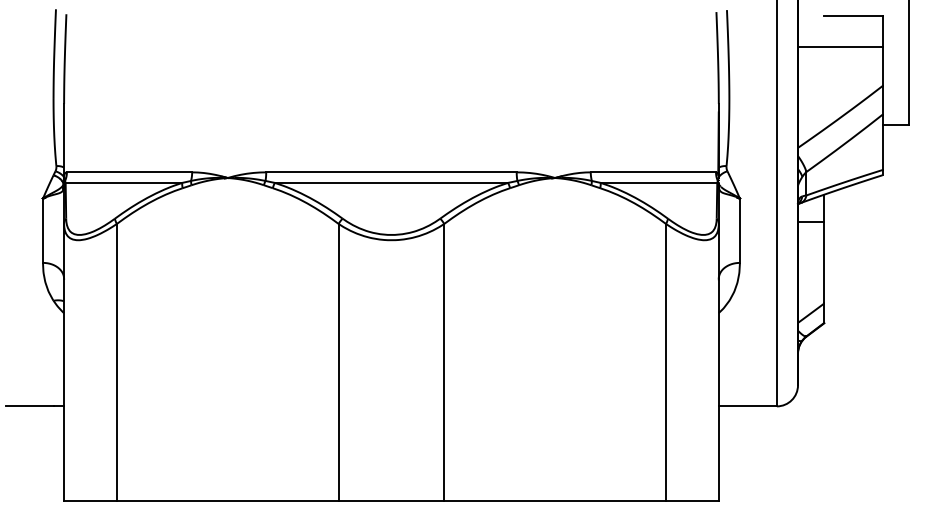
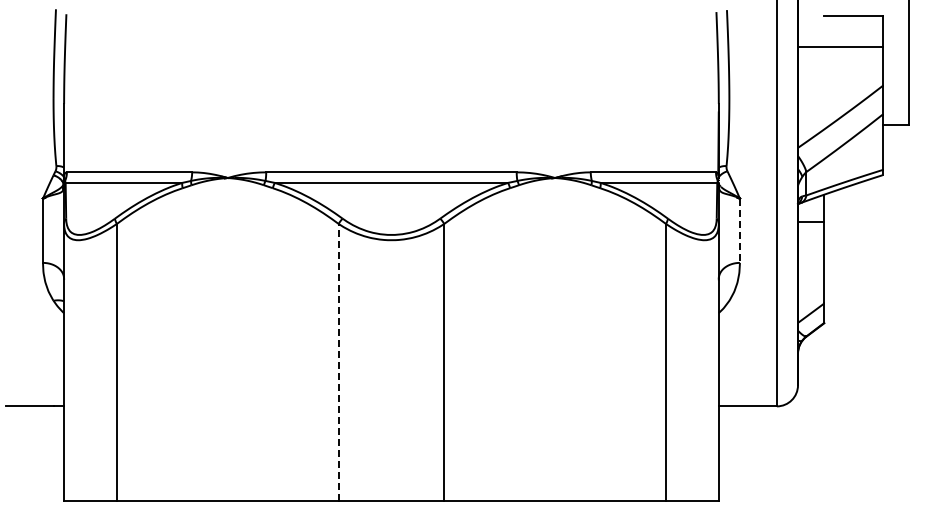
line: solid -> dashed (739, 231)
line: solid -> dashed (338, 362)
